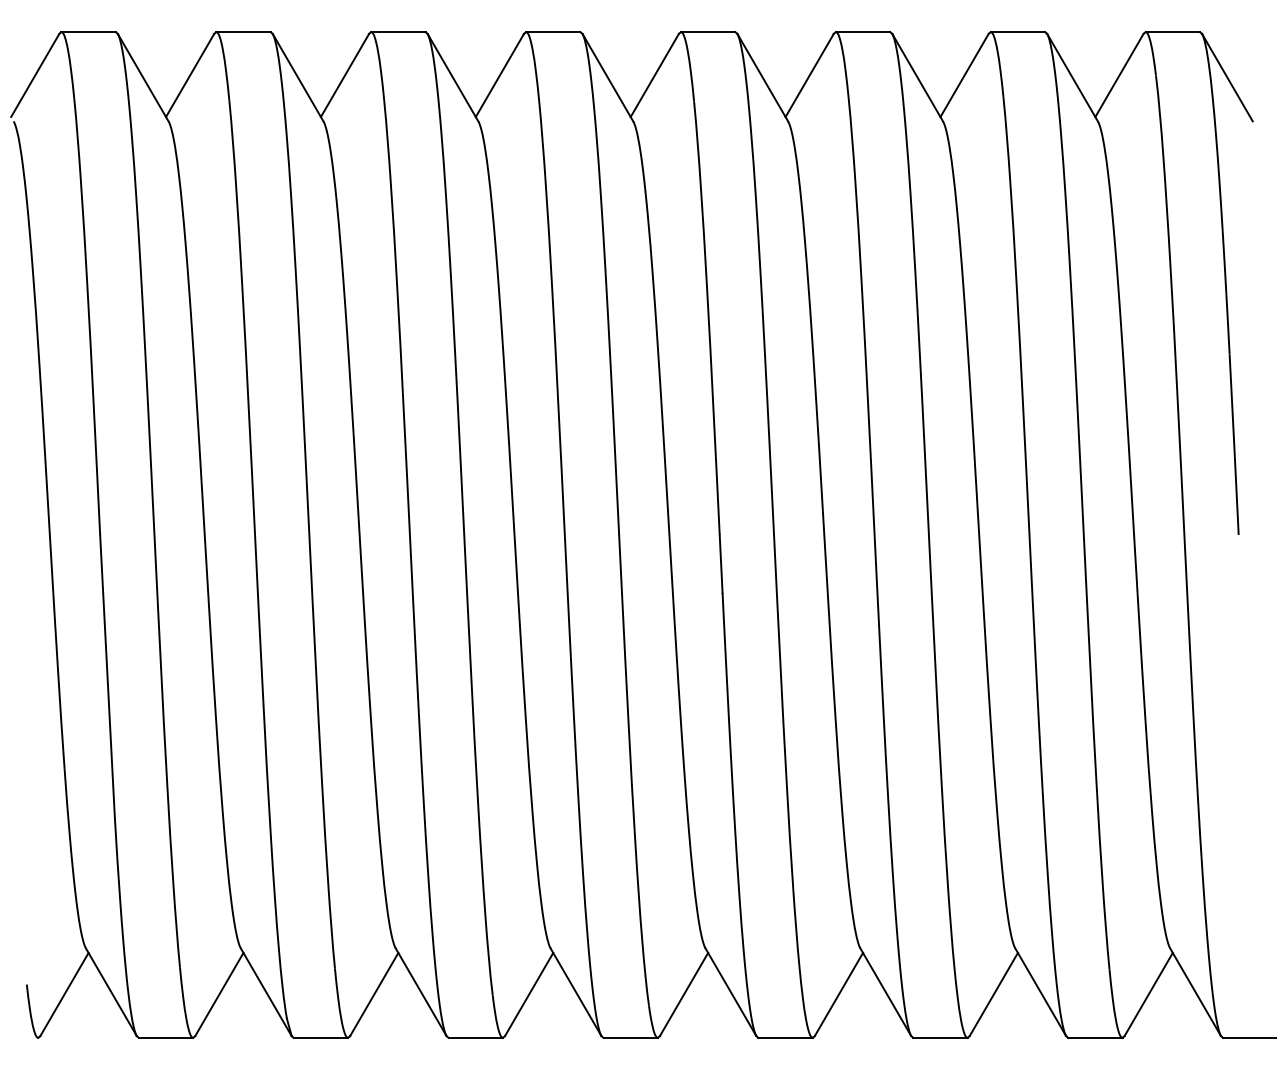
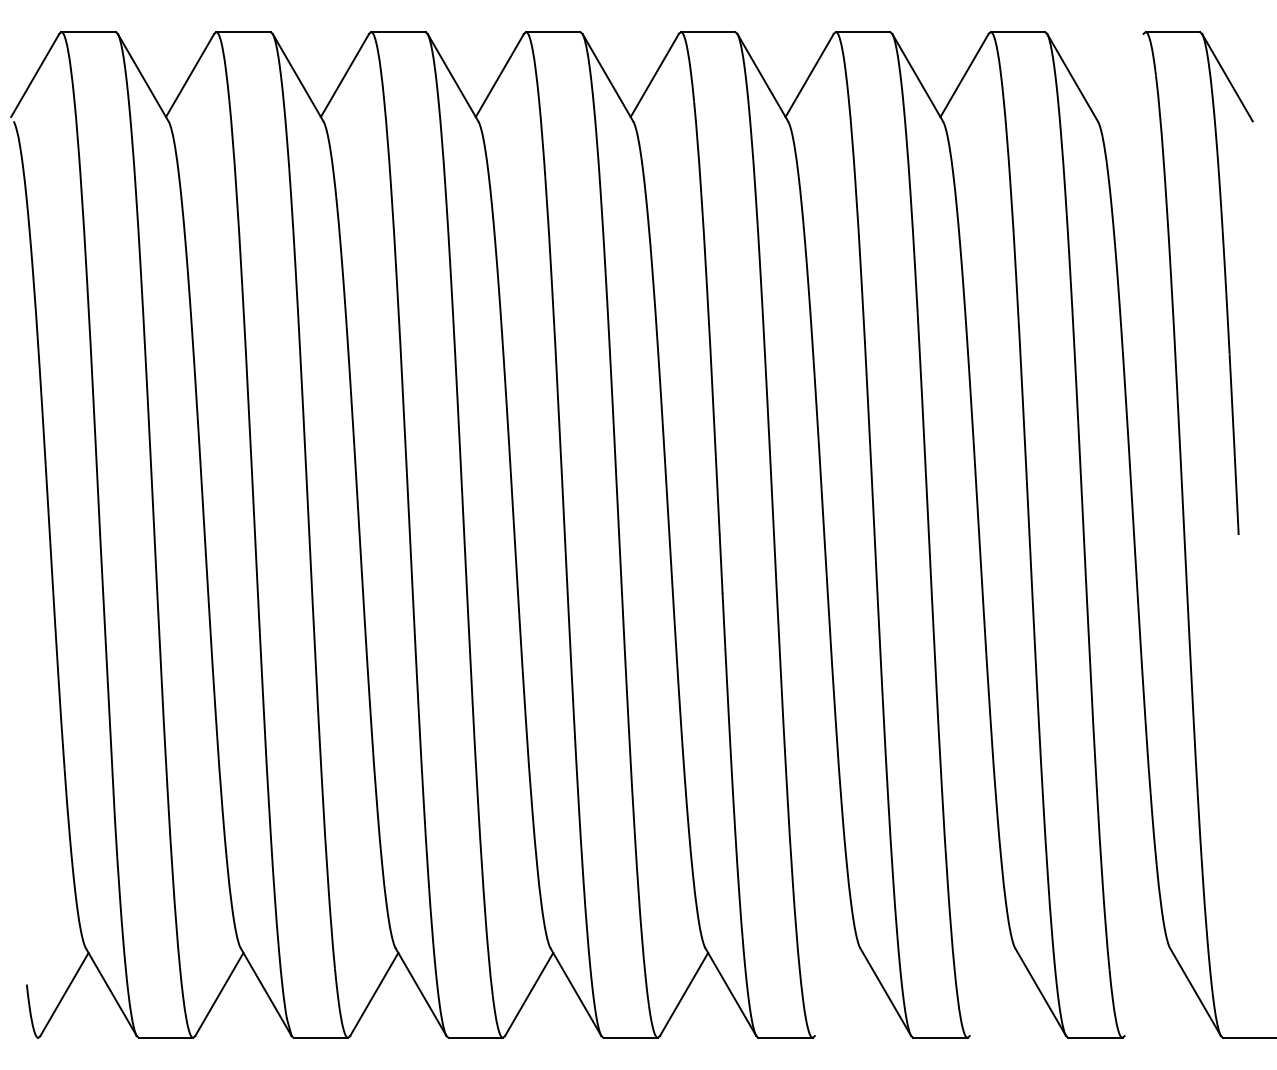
line: present -> none (1119, 75)
line: present -> none (838, 994)
line: present -> none (993, 994)
line: present -> none (1148, 994)
